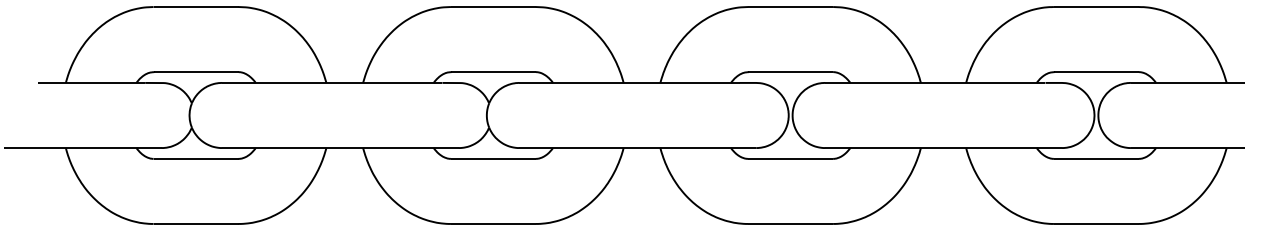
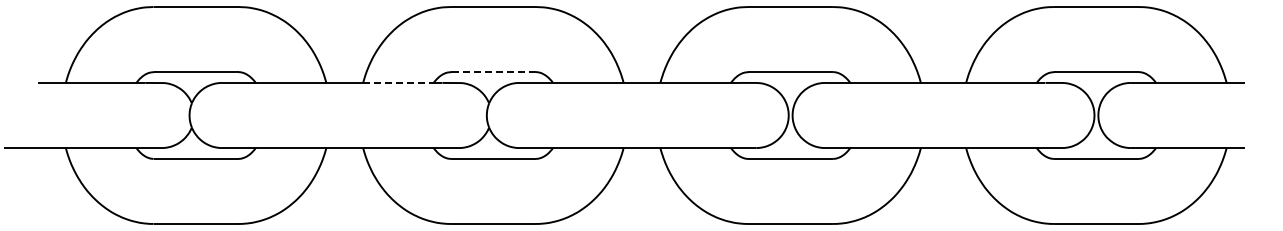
line: solid -> dashed (492, 72)
line: solid -> dashed (398, 82)
